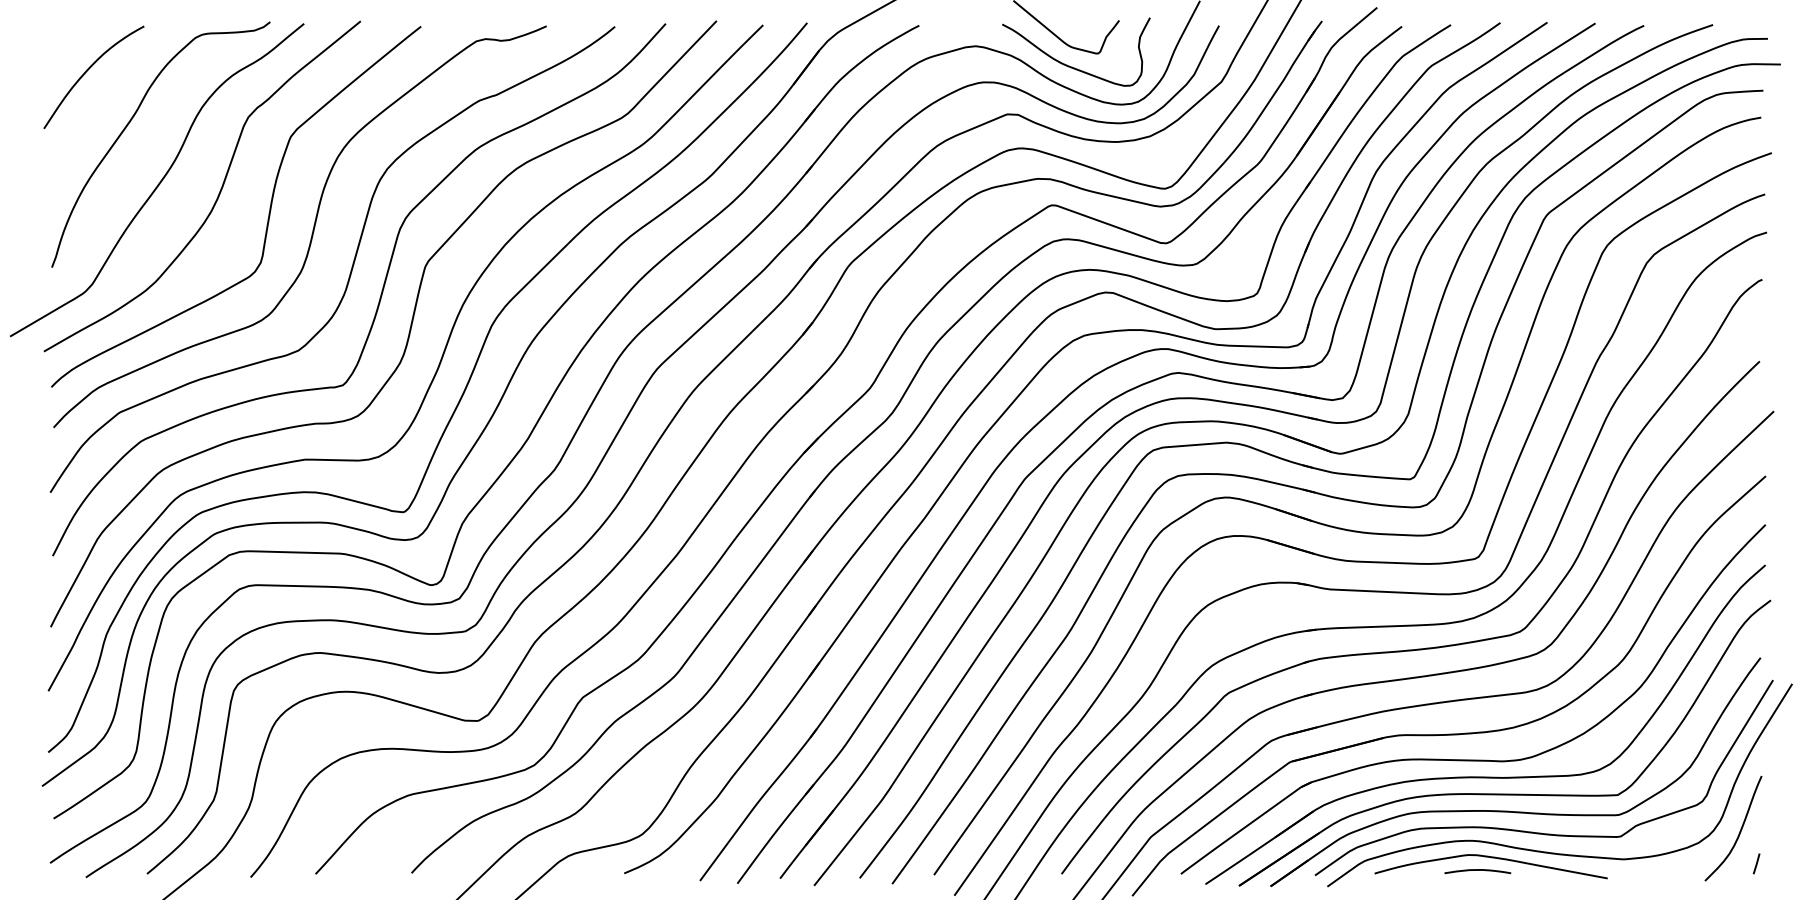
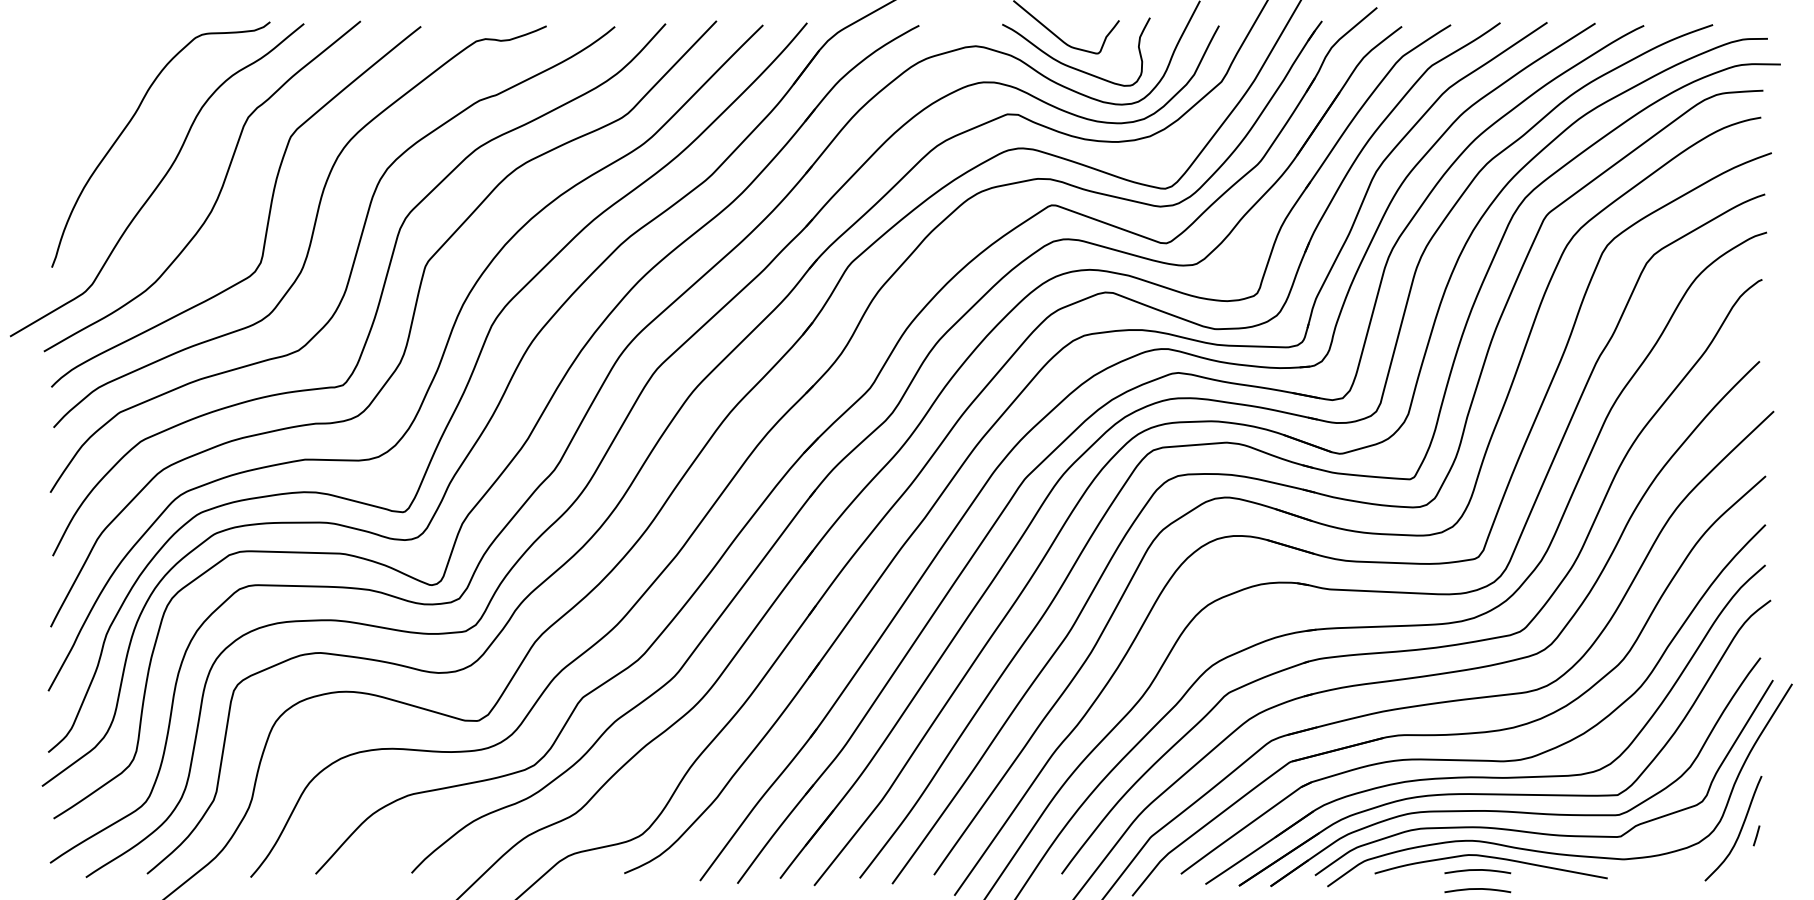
curve: present -> none (87, 71)
line position: (1756, 863) -> (1756, 835) (1756, 835)
curve: none -> present (1477, 889)
